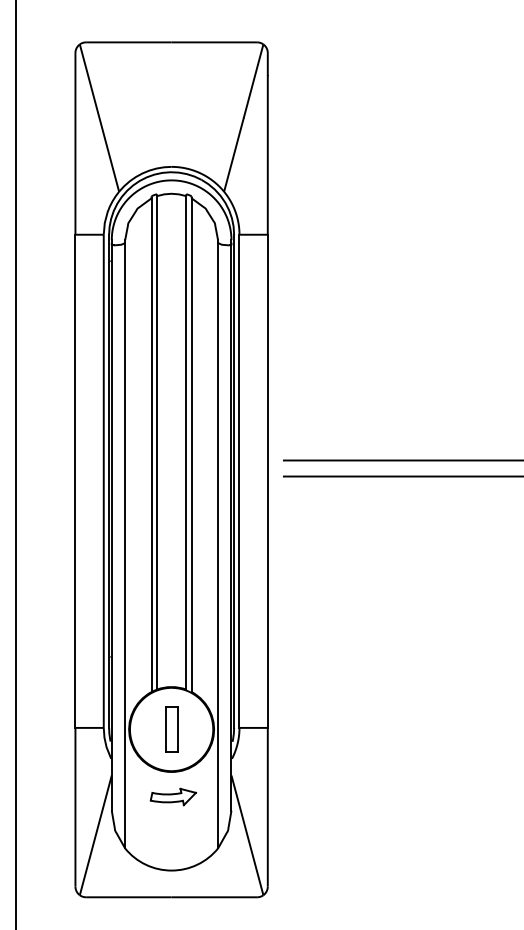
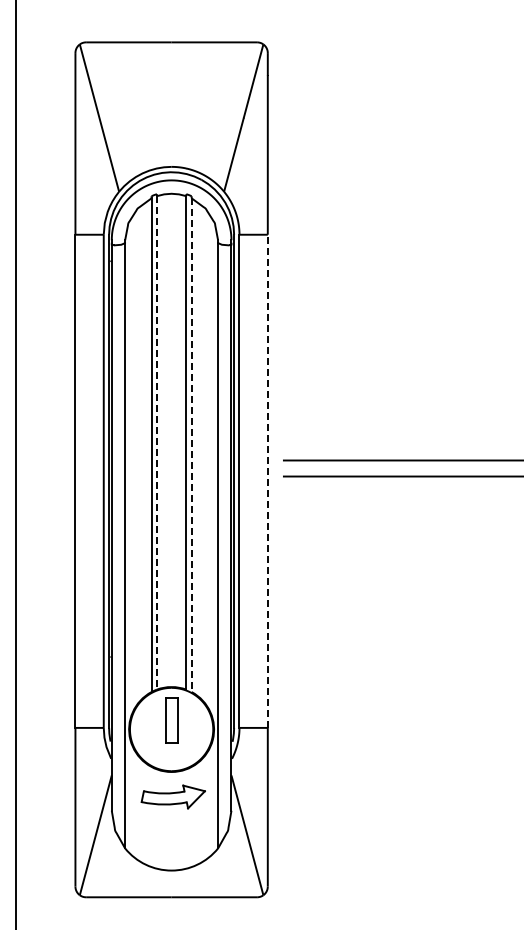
line: solid -> dashed (156, 442)
line: solid -> dashed (191, 445)
line: solid -> dashed (267, 481)
part position: (171, 729) -> (171, 720) (171, 720)
part size: 49x20 px -> 66x26 px (172, 796)
